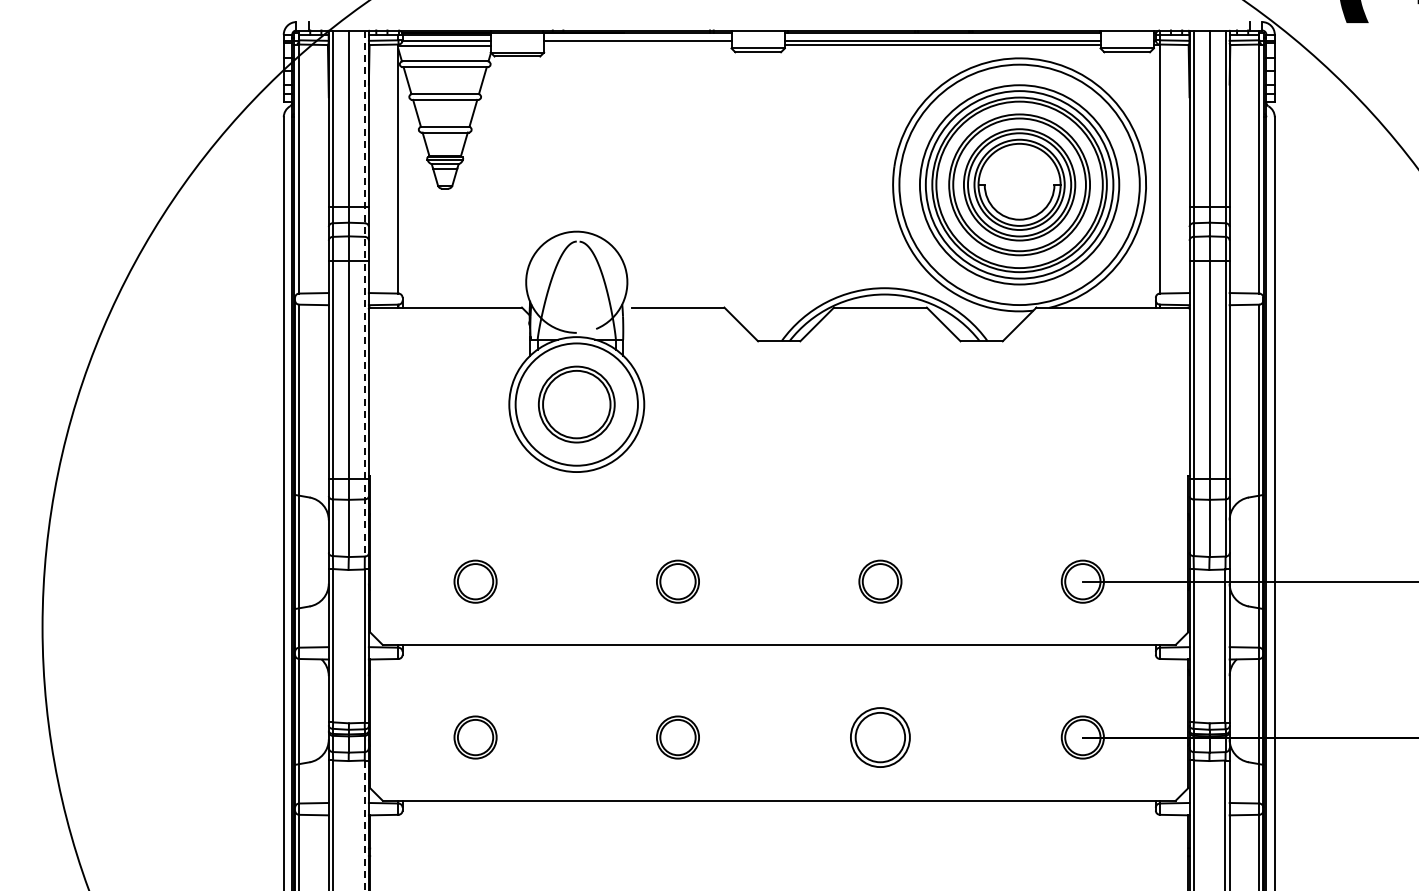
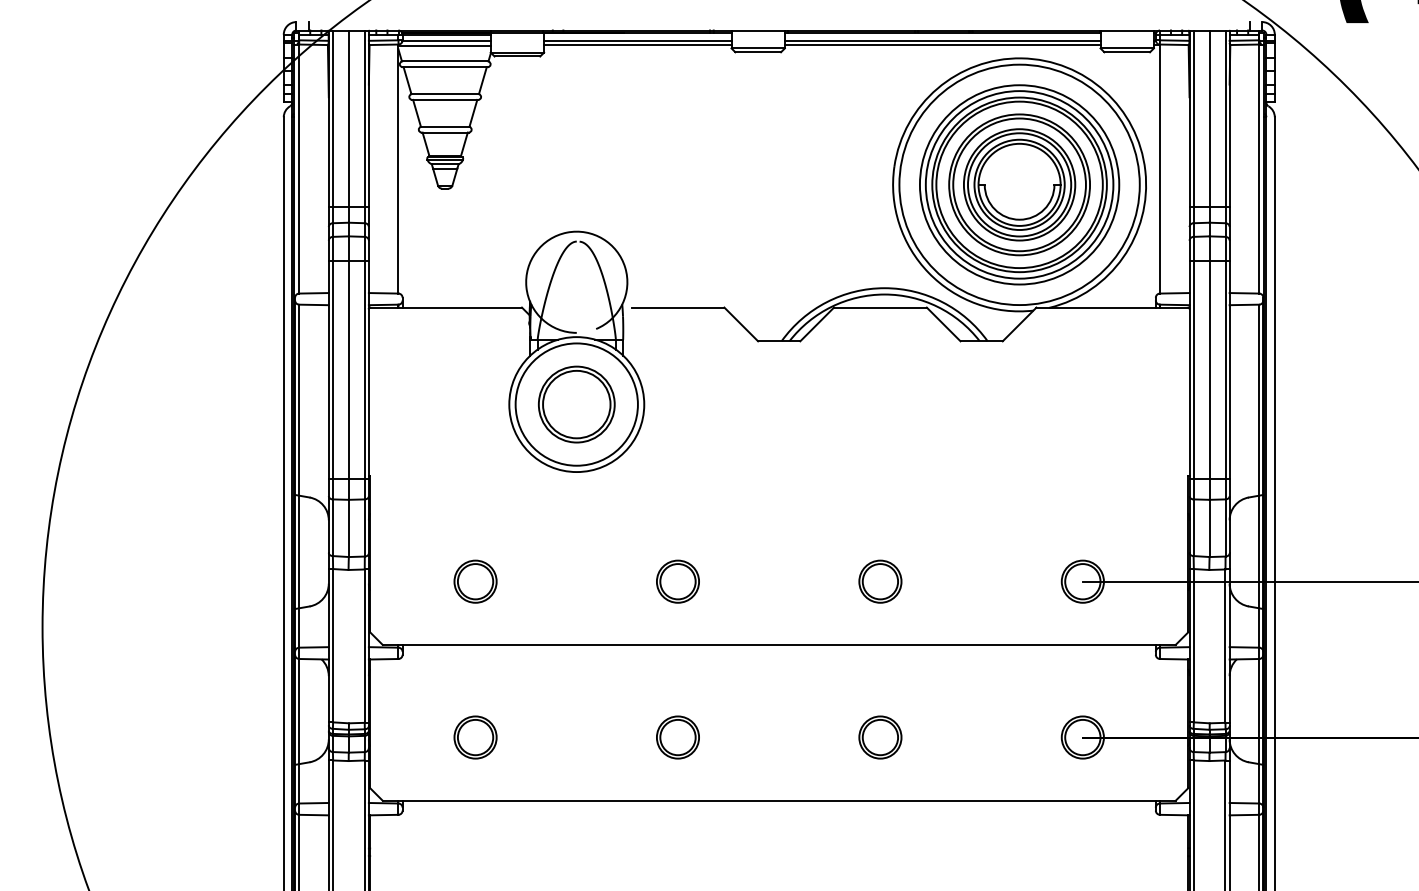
line: none -> present (637, 44)
line: dashed -> solid (364, 294)
part size: 61x61 px -> 45x45 px (880, 737)
line: dashed -> solid (364, 825)
